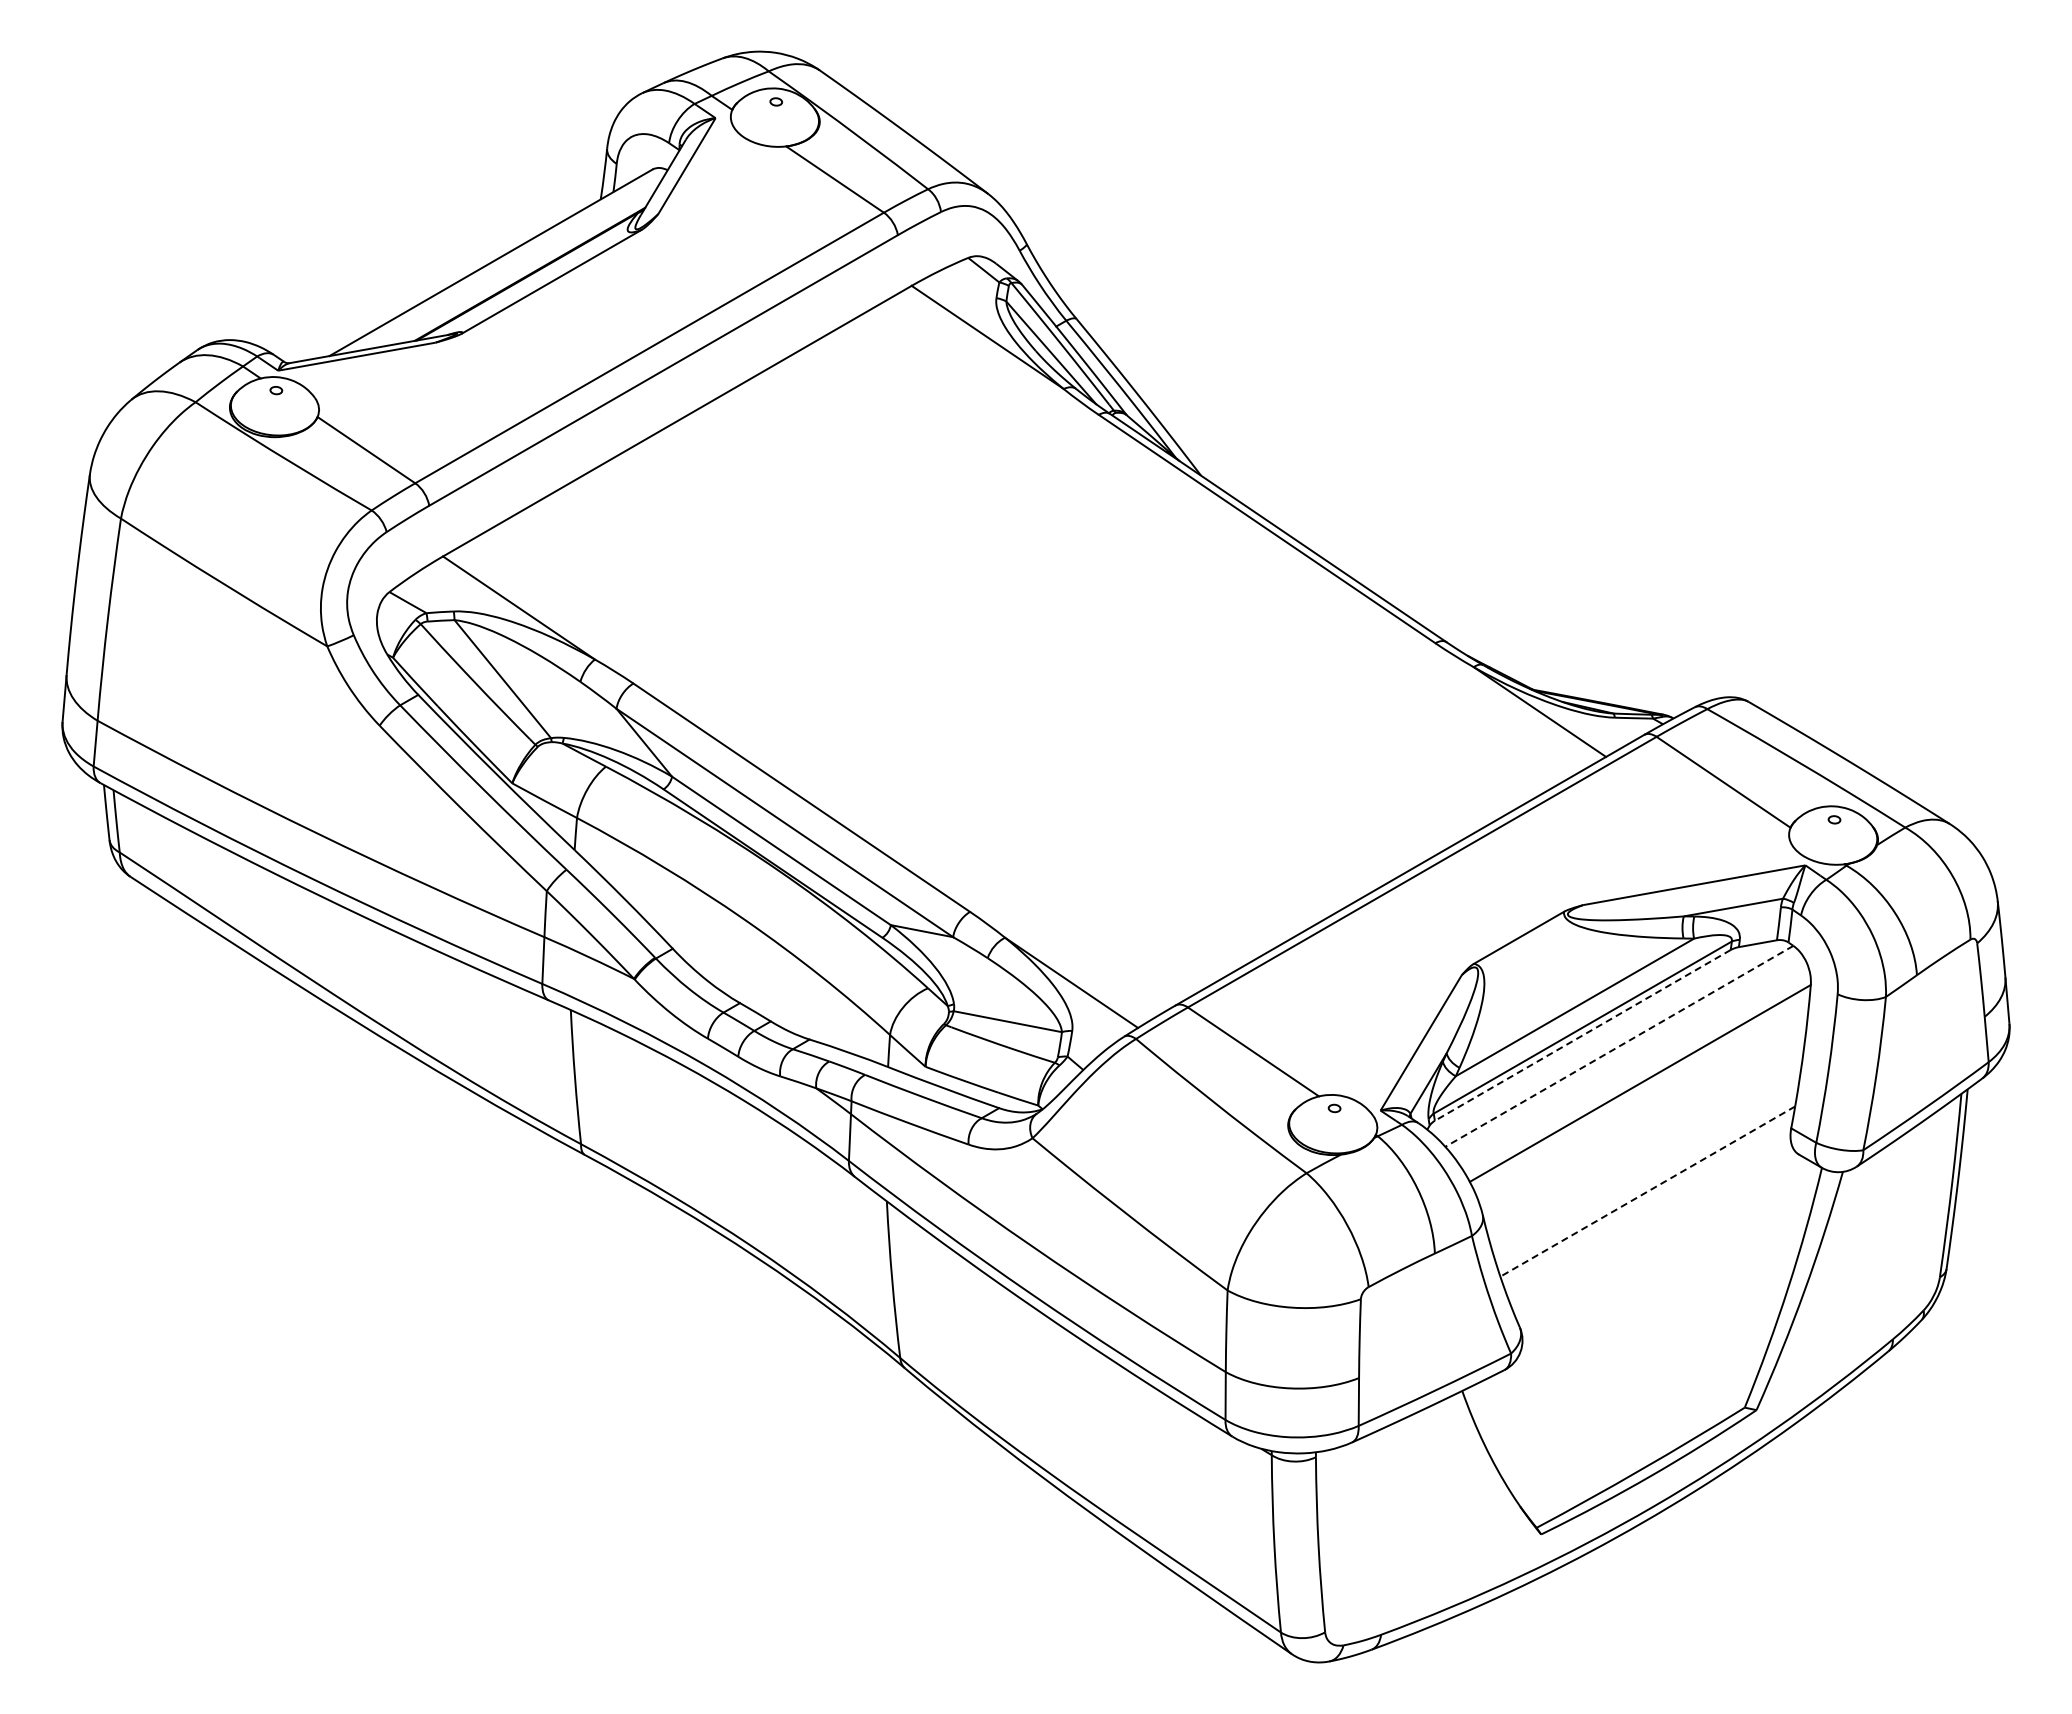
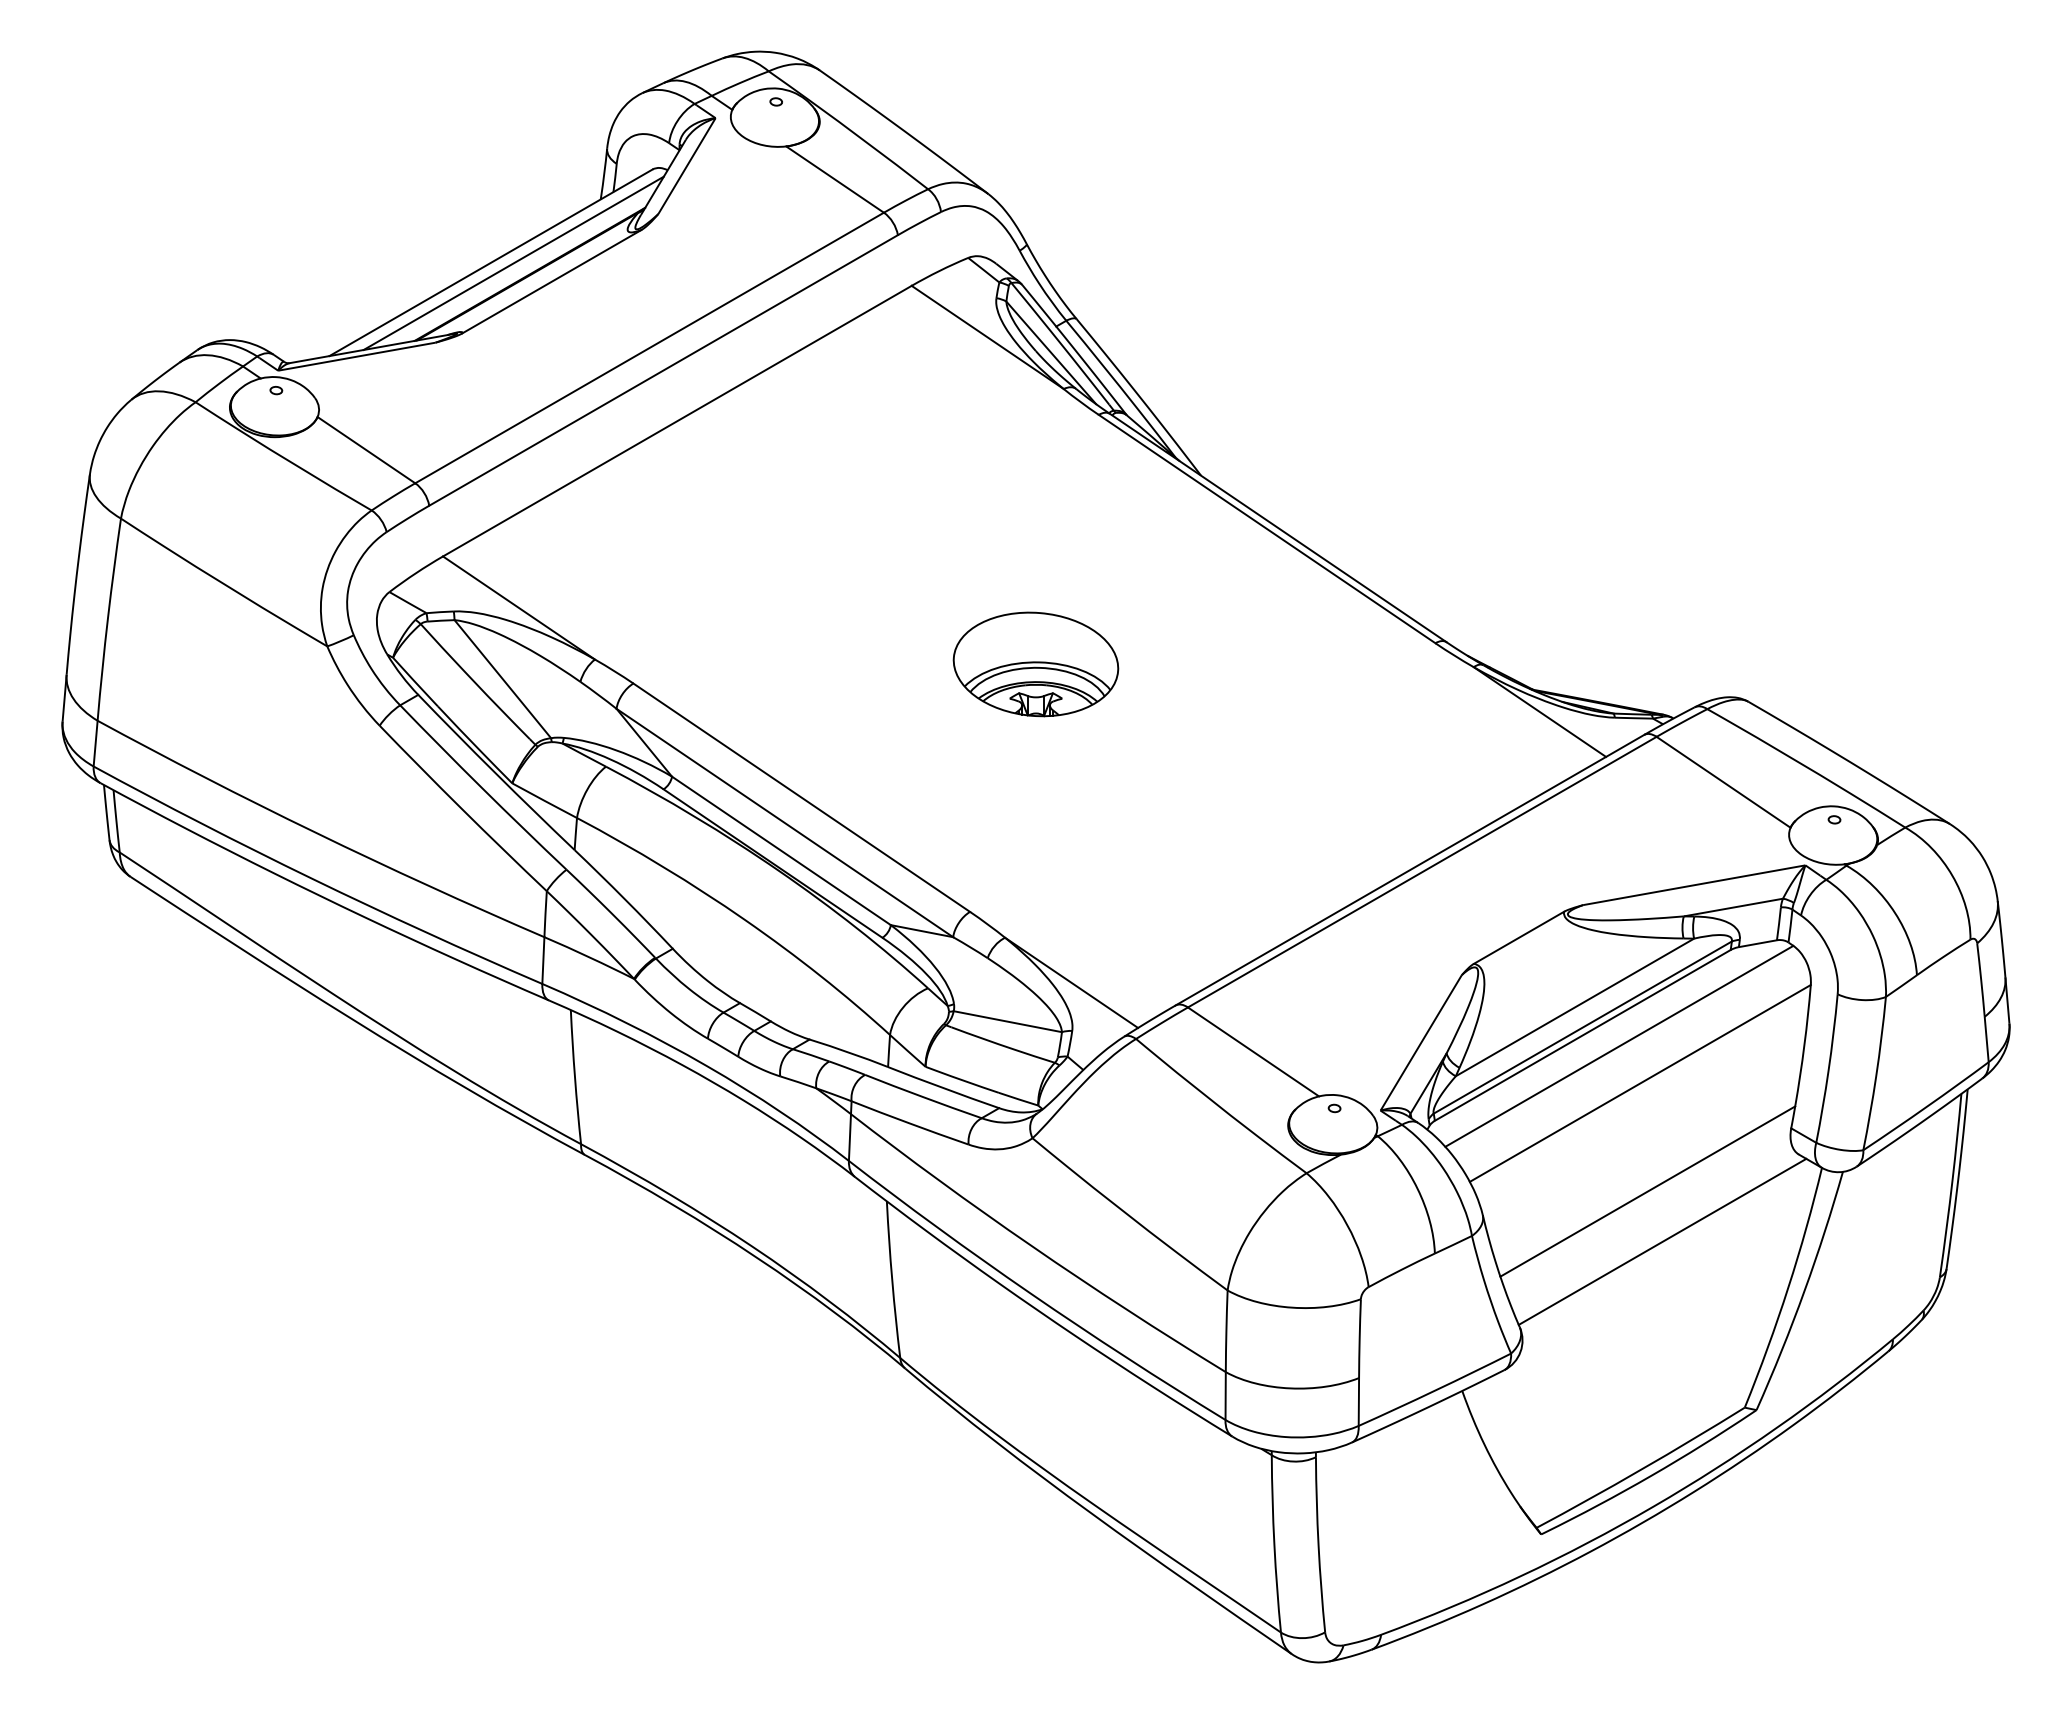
line: none -> present (513, 263)
part: none -> present (1035, 664)
line: dashed -> solid (1582, 1035)
line: dashed -> solid (1619, 1046)
line: dashed -> solid (1647, 1191)
line: none -> present (1662, 1241)
